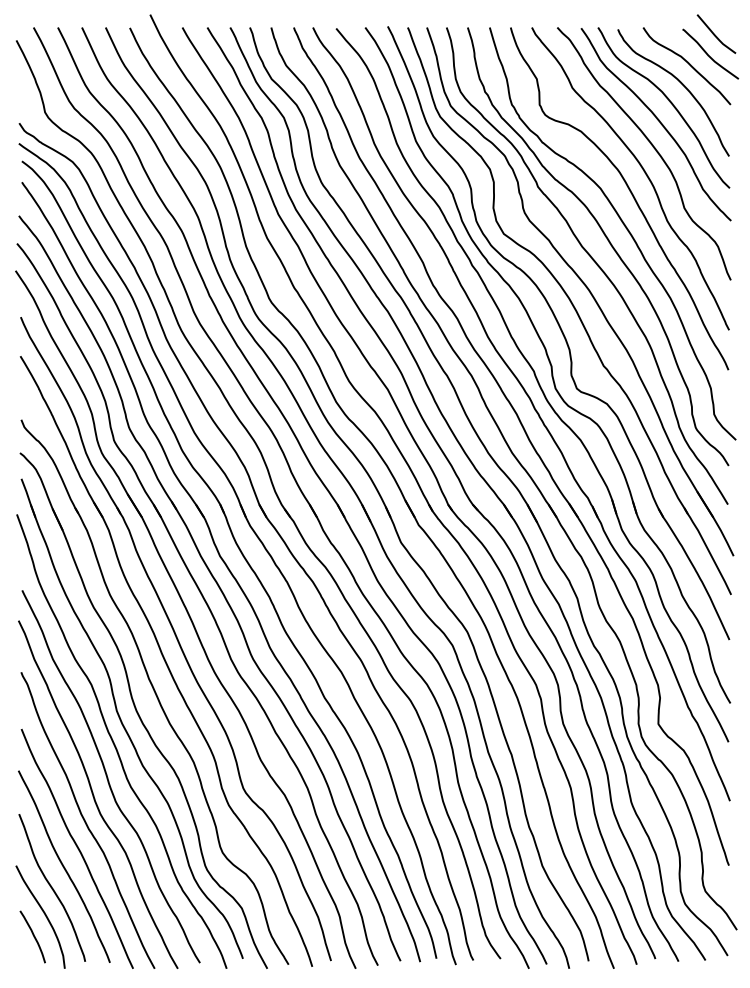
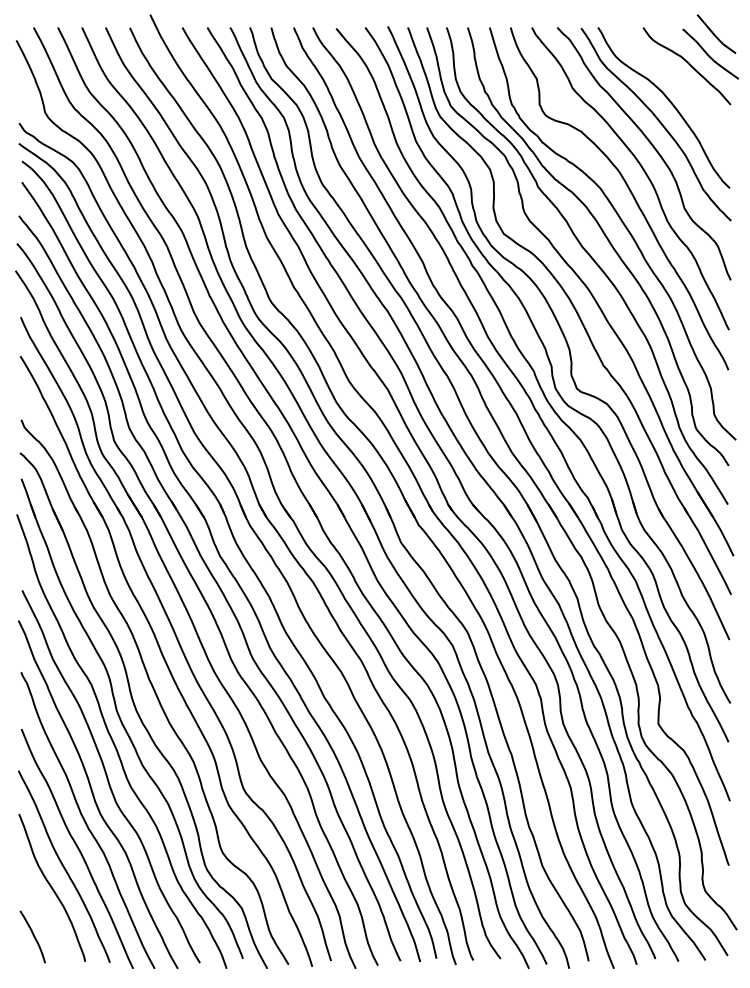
curve: present -> none (681, 84)
curve: present -> none (44, 915)
